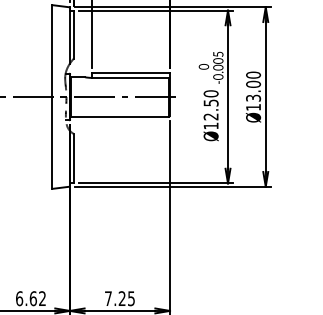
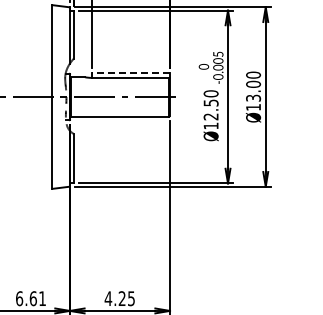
line: solid -> dashed (131, 72)
text: 6.62 -> 6.61 (42, 298)
text: 7.25 -> 4.25 (108, 298)
